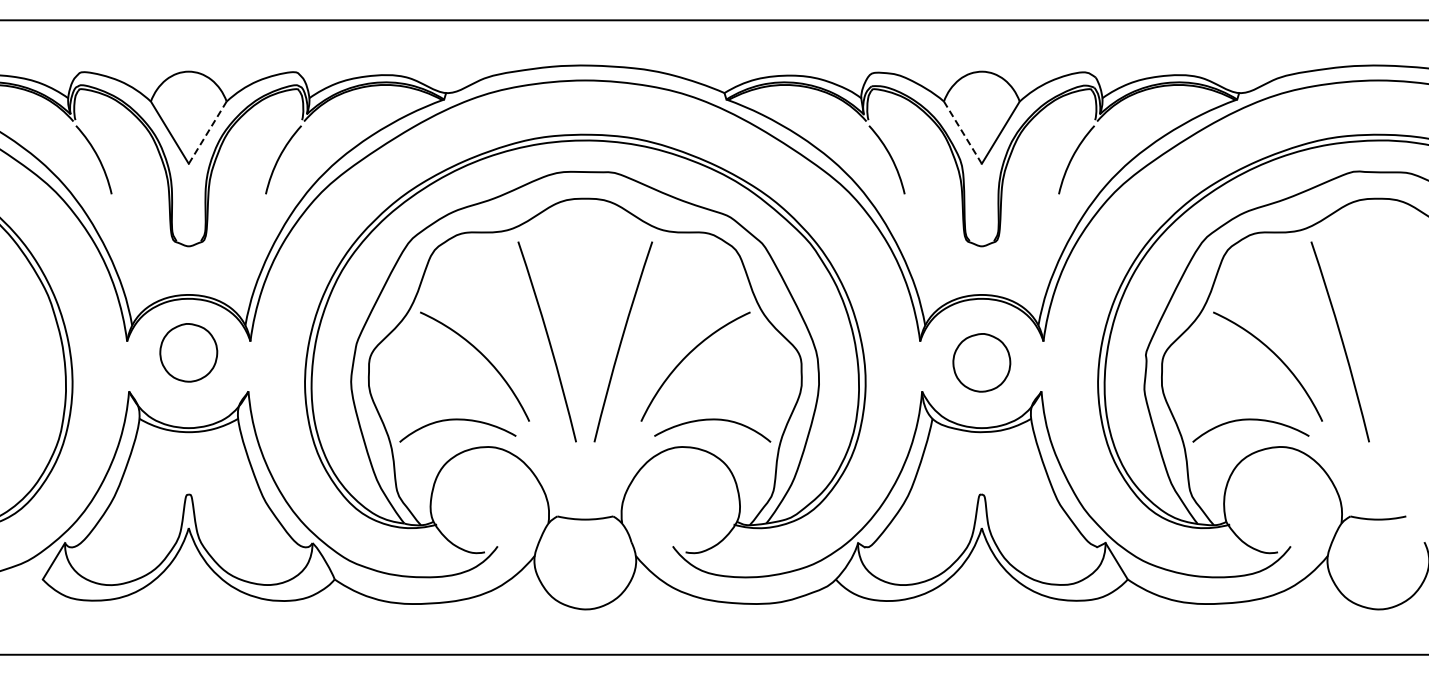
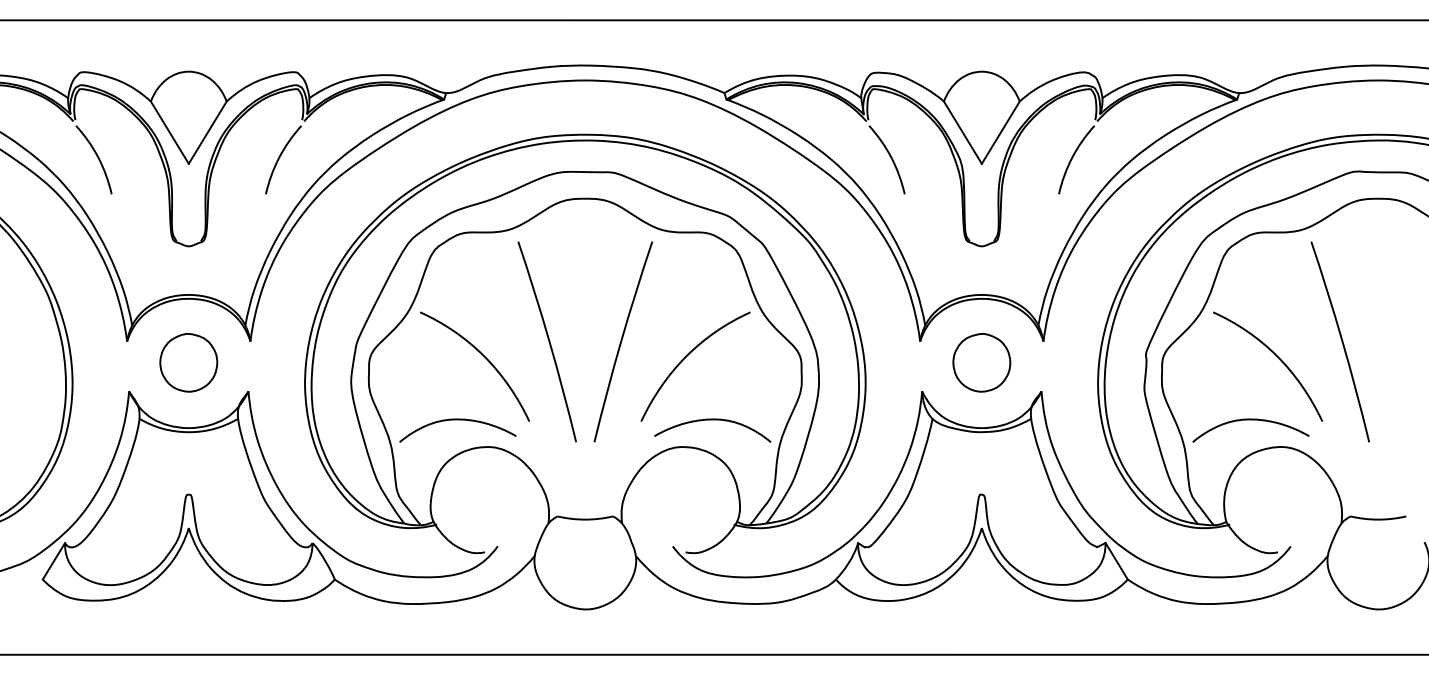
line: dashed -> solid (208, 132)
line: dashed -> solid (962, 132)
part position: (188, 352) -> (188, 362) (188, 362)
